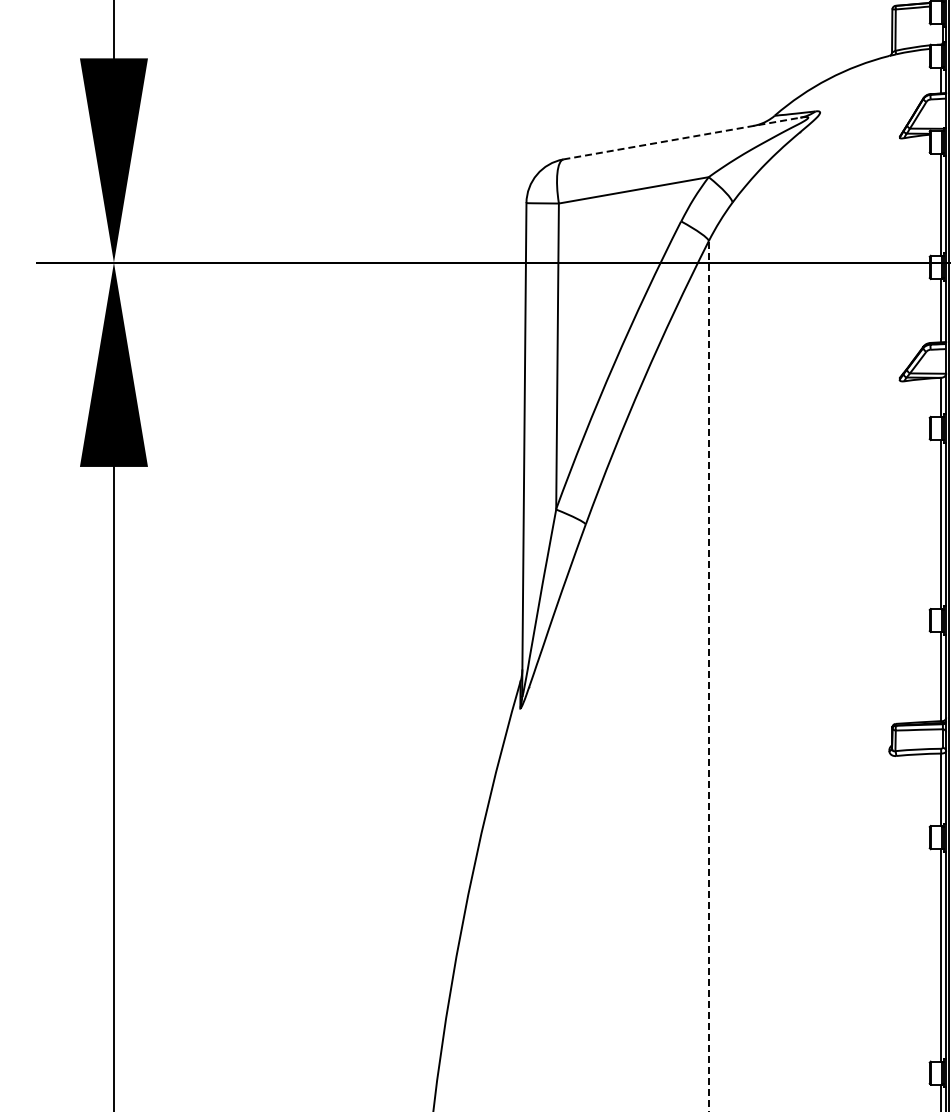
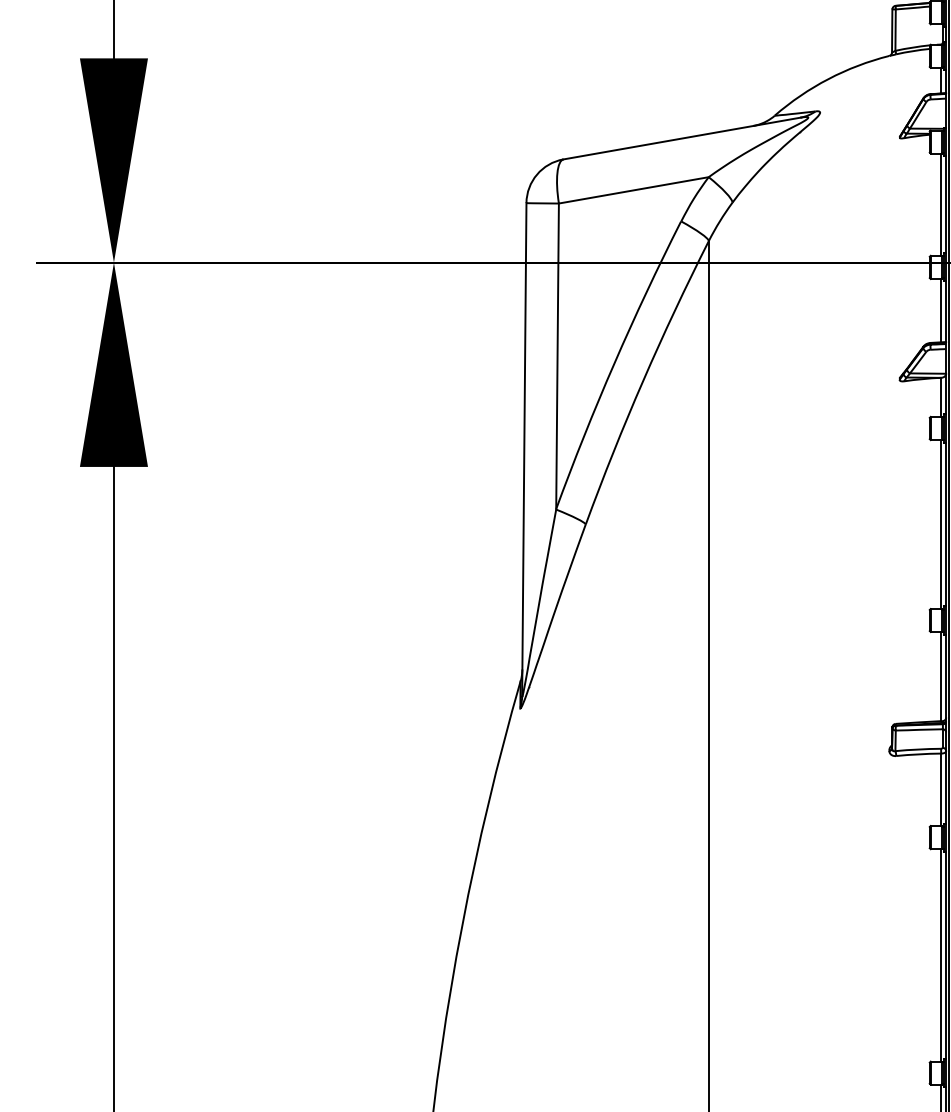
line: dashed -> solid (682, 138)
line: dashed -> solid (708, 675)
